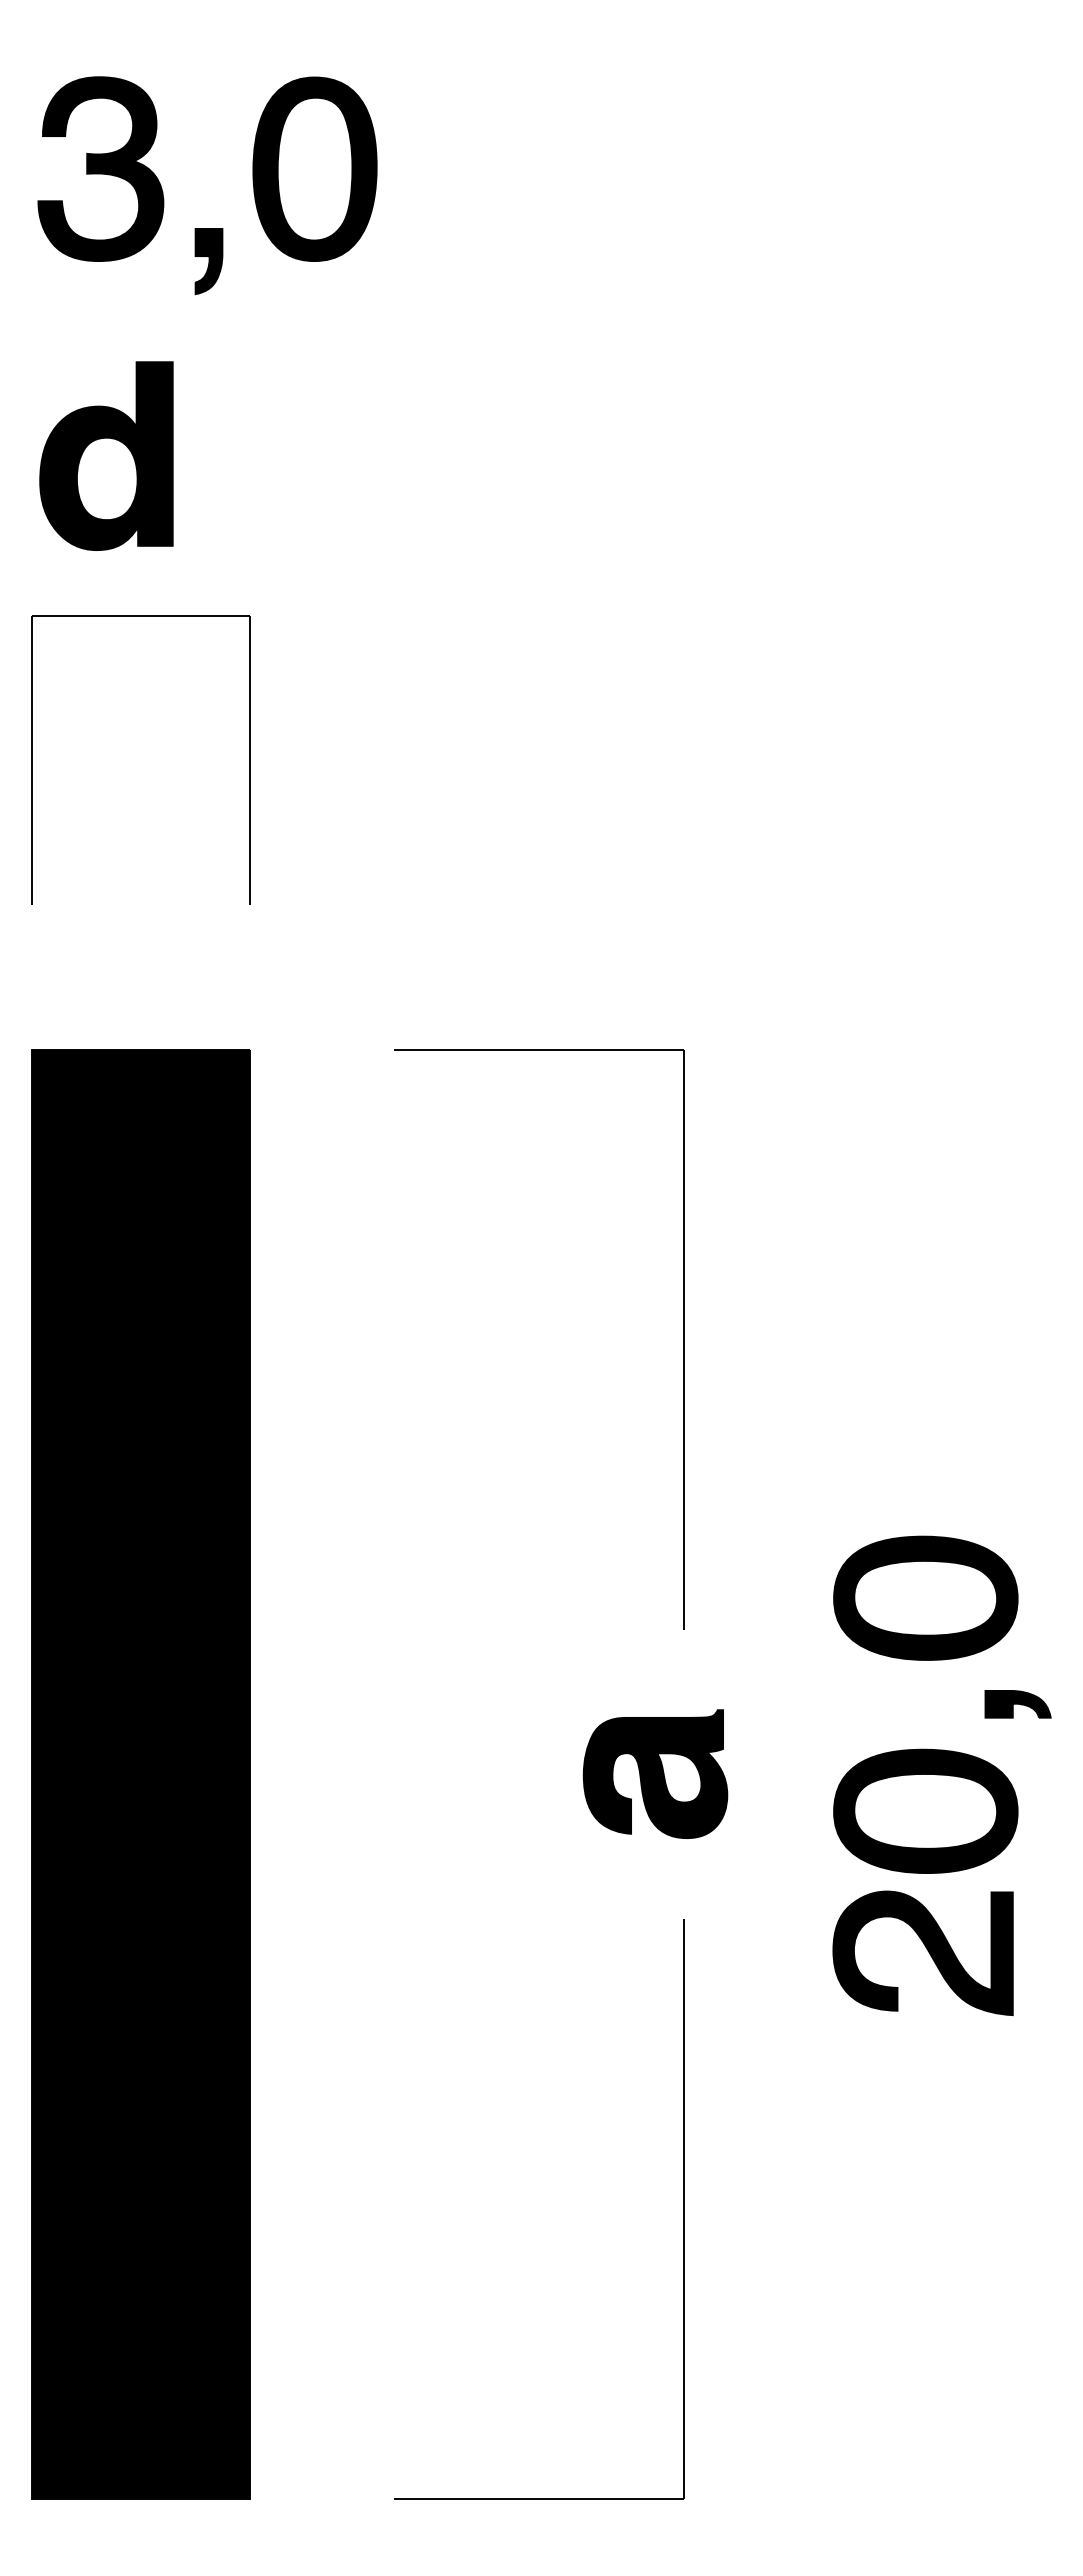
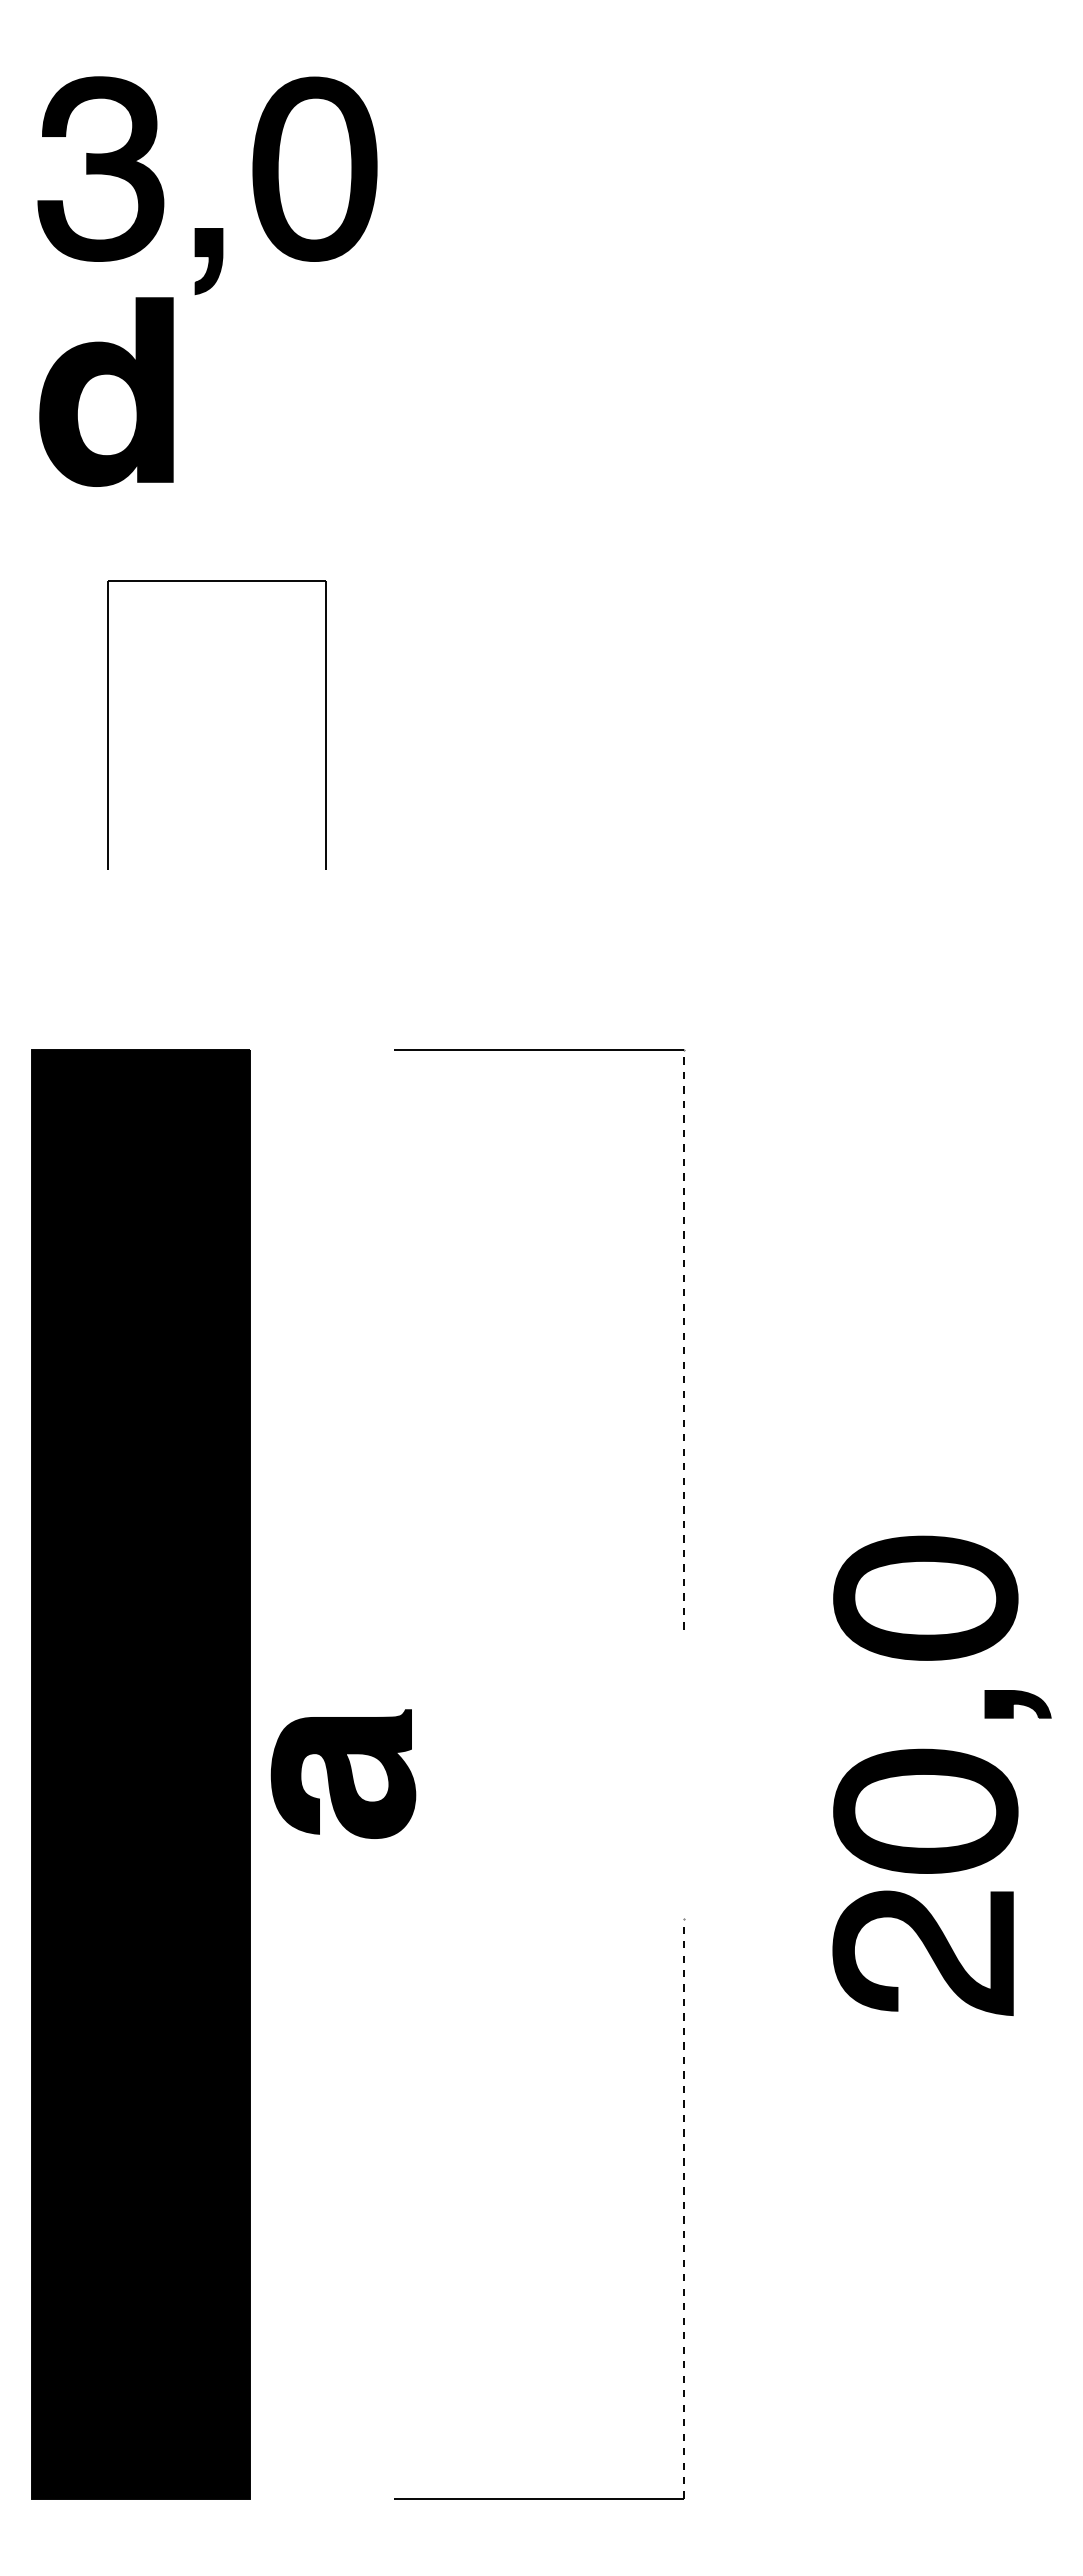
part position: (106, 455) -> (106, 391) (106, 391)
part position: (32, 759) -> (108, 724) (108, 724)
line: solid -> dashed (684, 1339)
part position: (655, 1773) -> (343, 1773) (343, 1773)
line: solid -> dashed (684, 2209)
